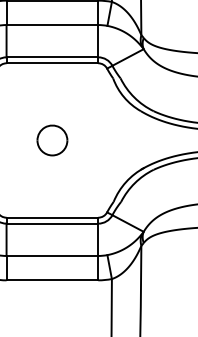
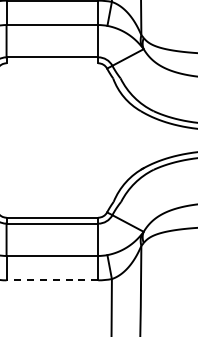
line: present -> none (52, 63)
part: present -> none (52, 140)
line: solid -> dashed (52, 280)
